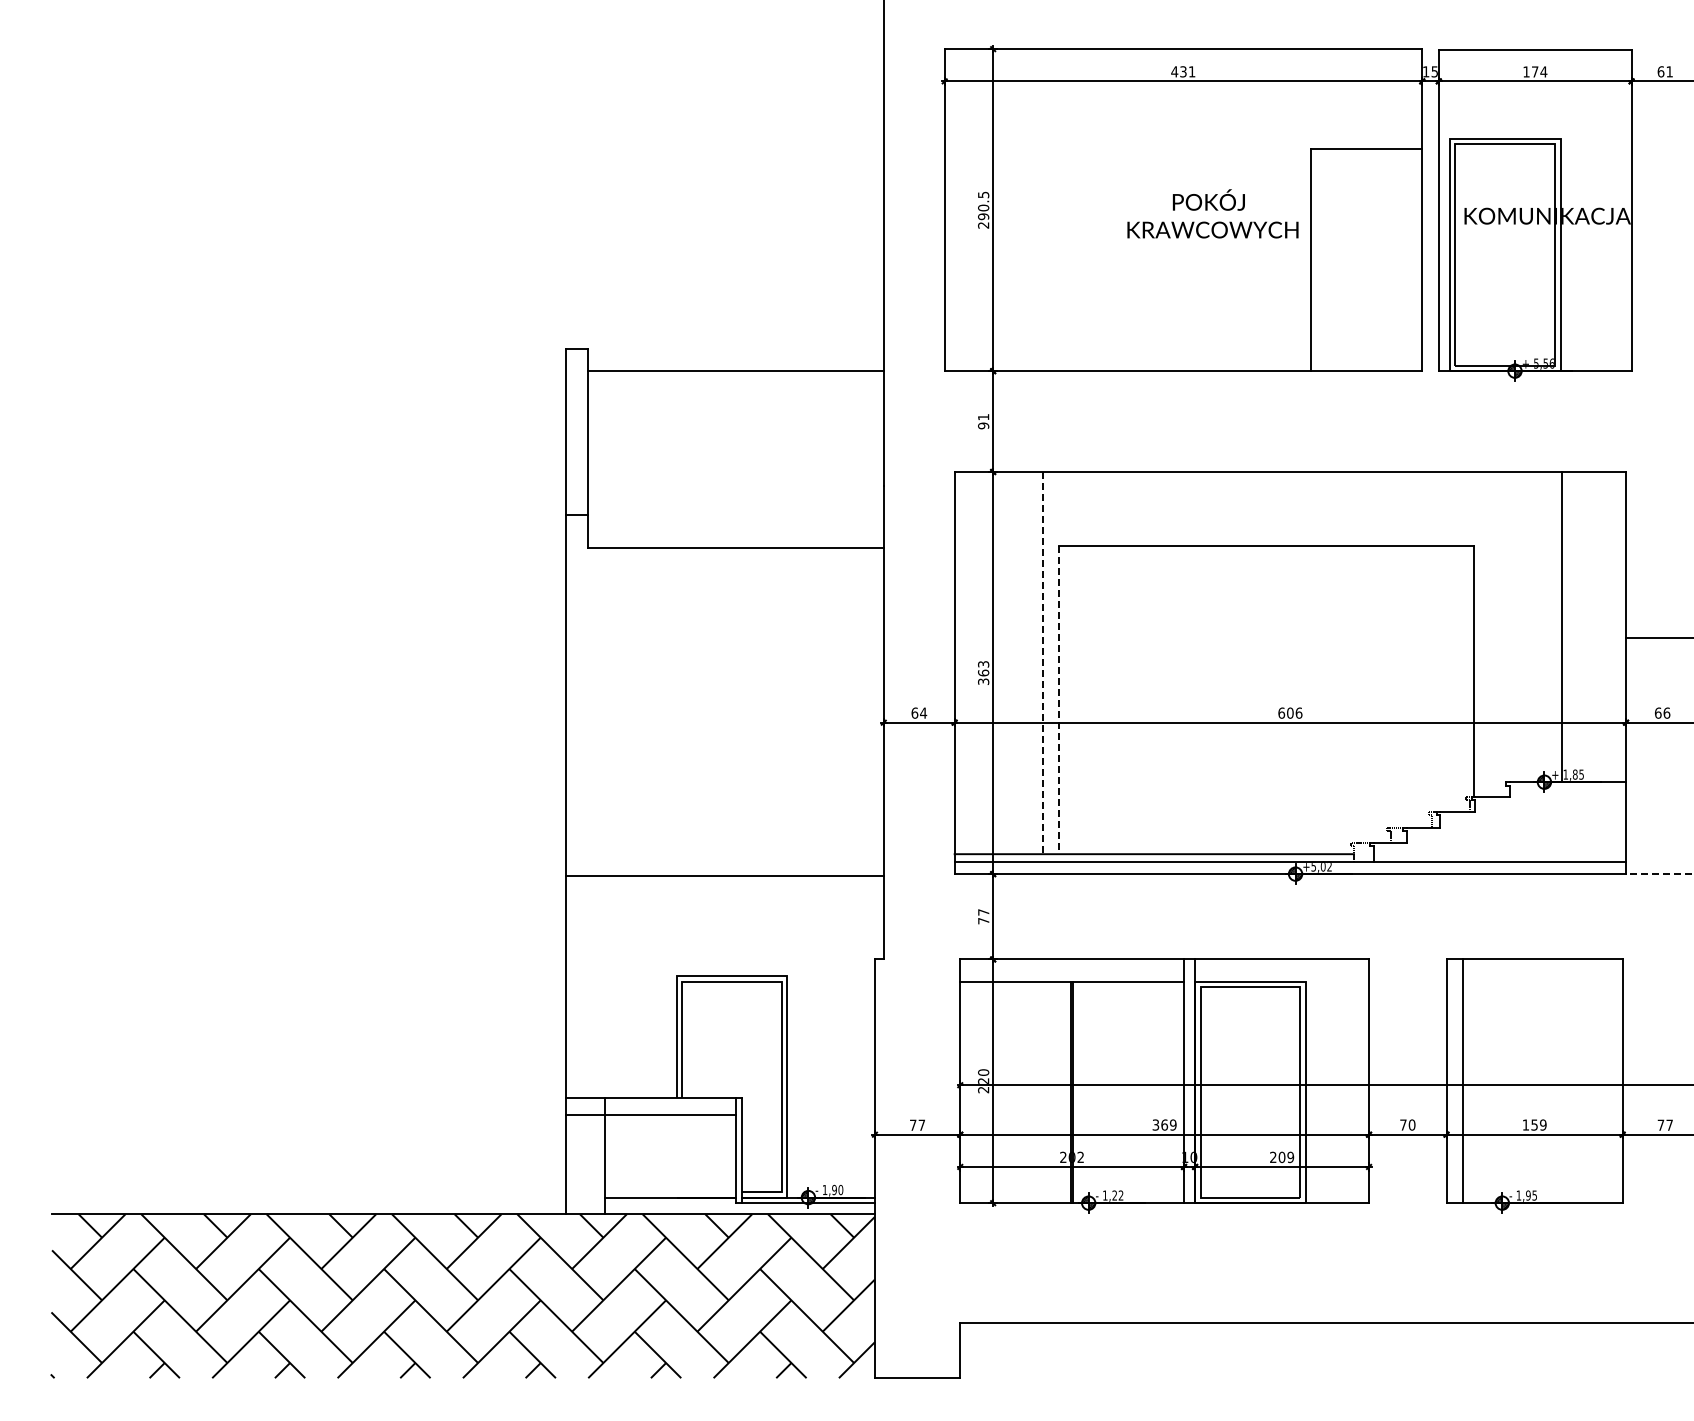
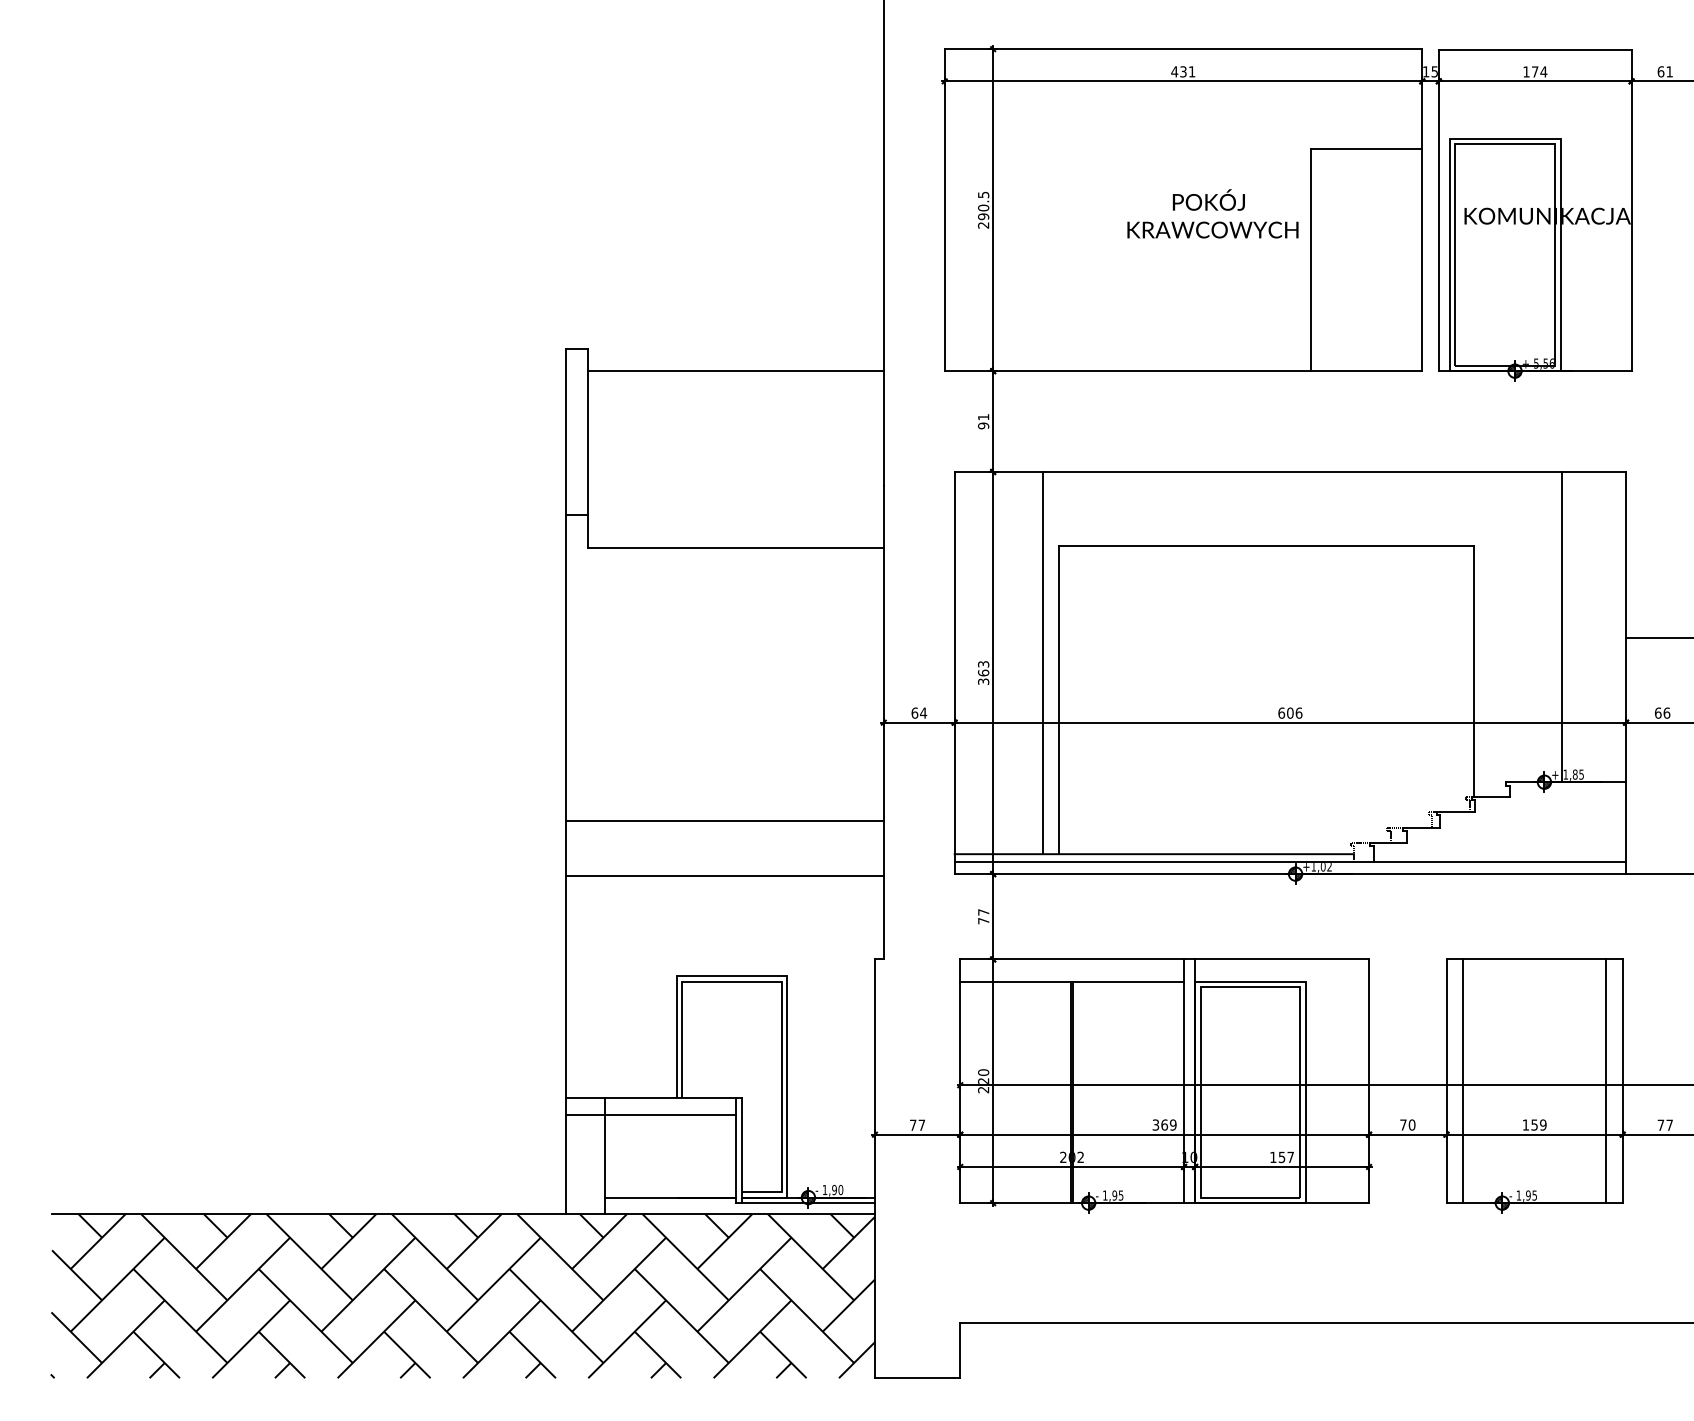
line: dashed -> solid (1043, 663)
line: dashed -> solid (1058, 700)
line: none -> present (724, 820)
text: +5,02 -> +1,02 (1313, 867)
line: dashed -> solid (1659, 874)
line: none -> present (1606, 1081)
text: 209 -> 157 (1282, 1157)
text: 1,22 -> 1,95 (1117, 1195)
